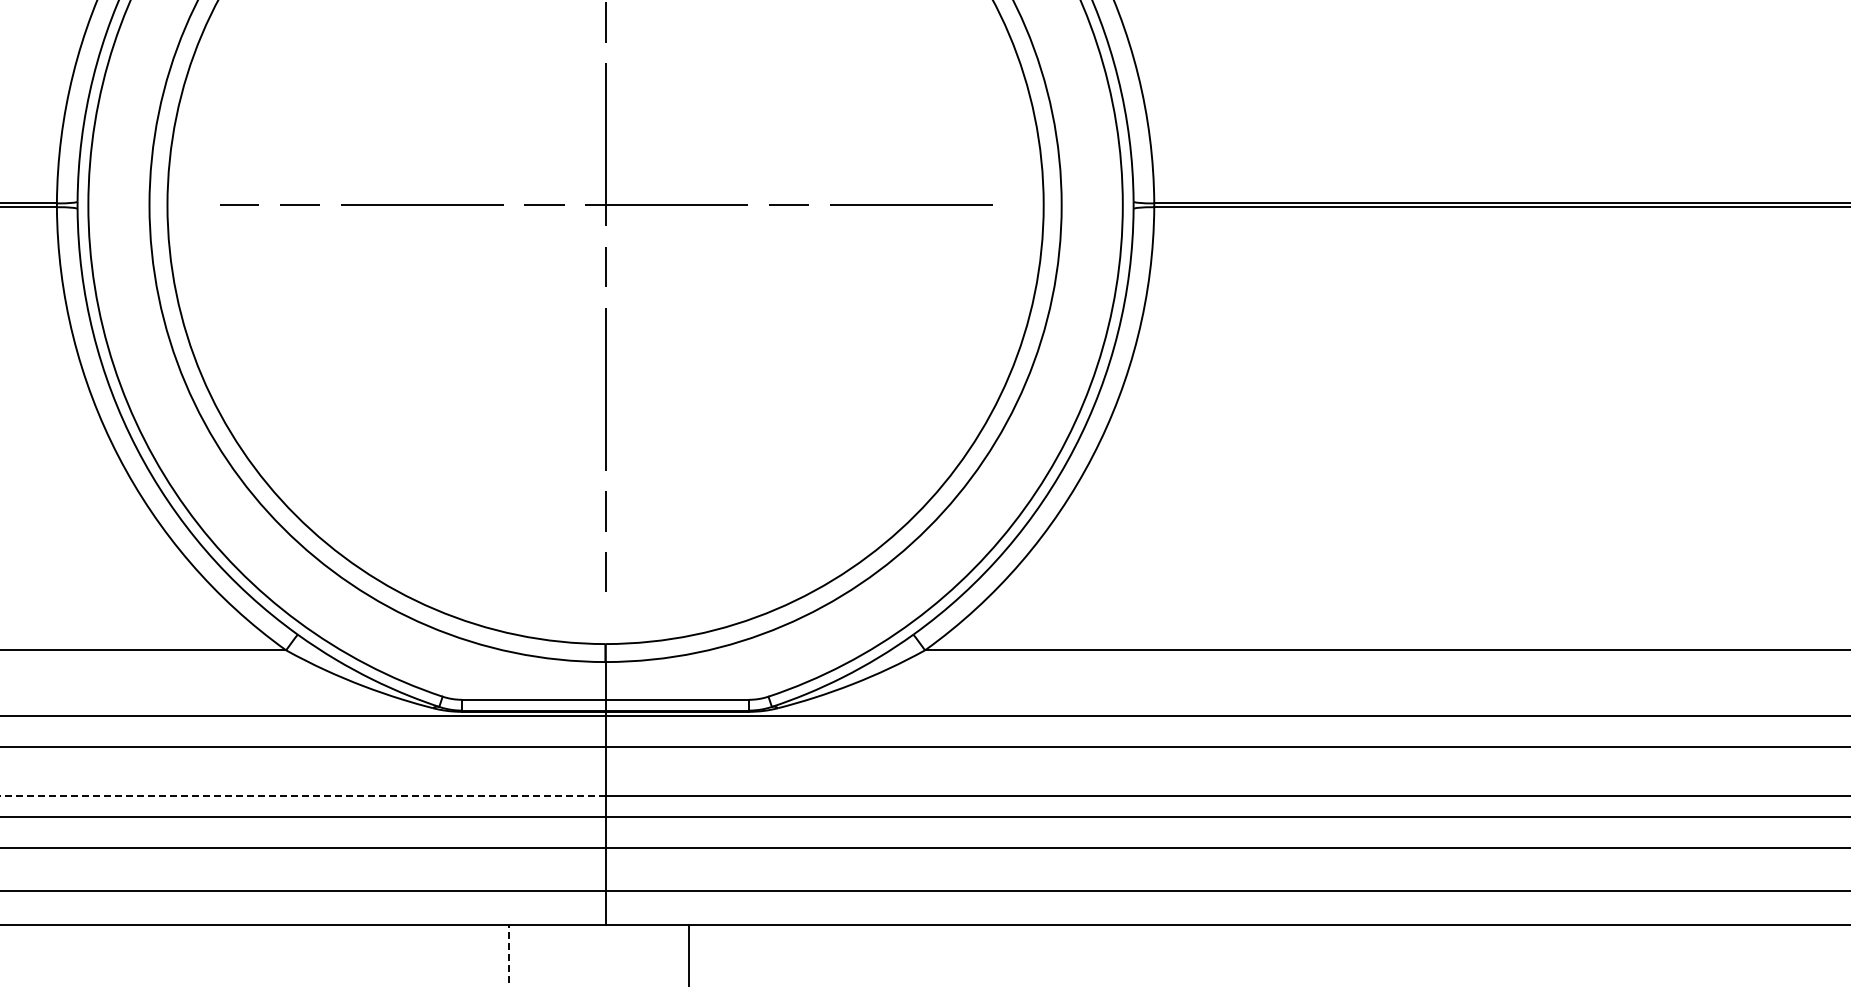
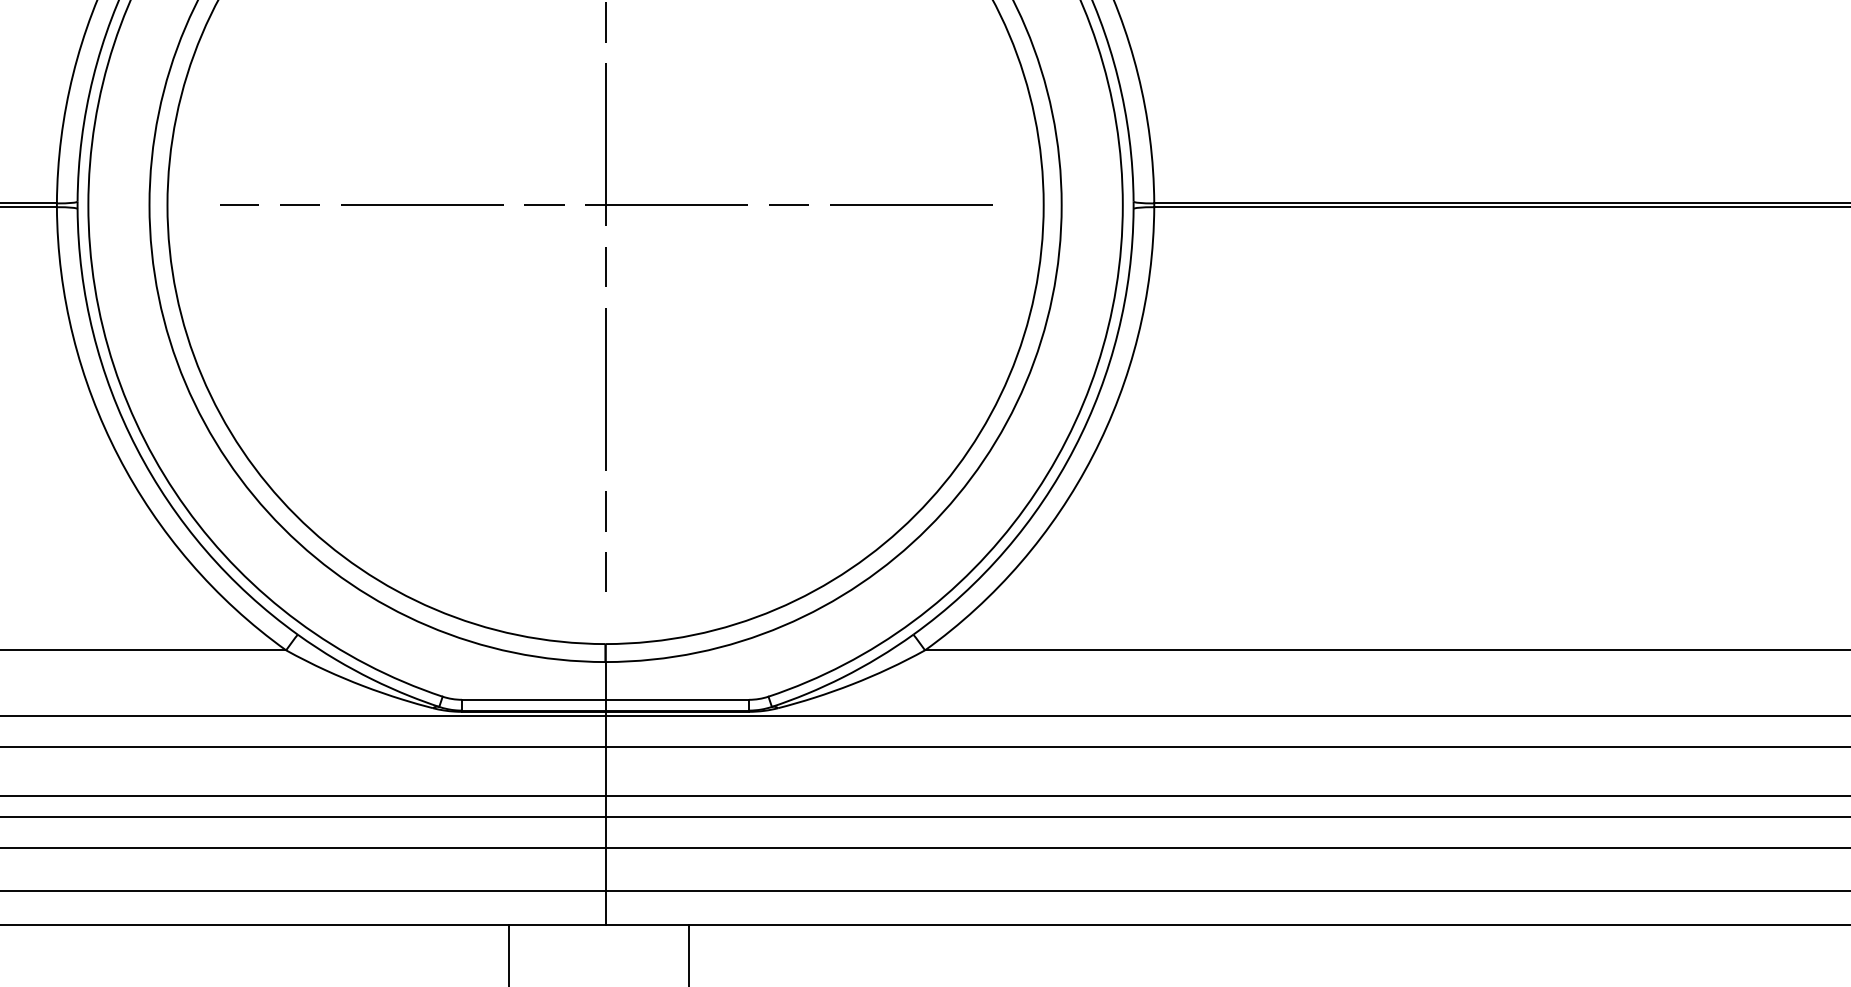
line: dashed -> solid (302, 795)
line: dashed -> solid (508, 955)
